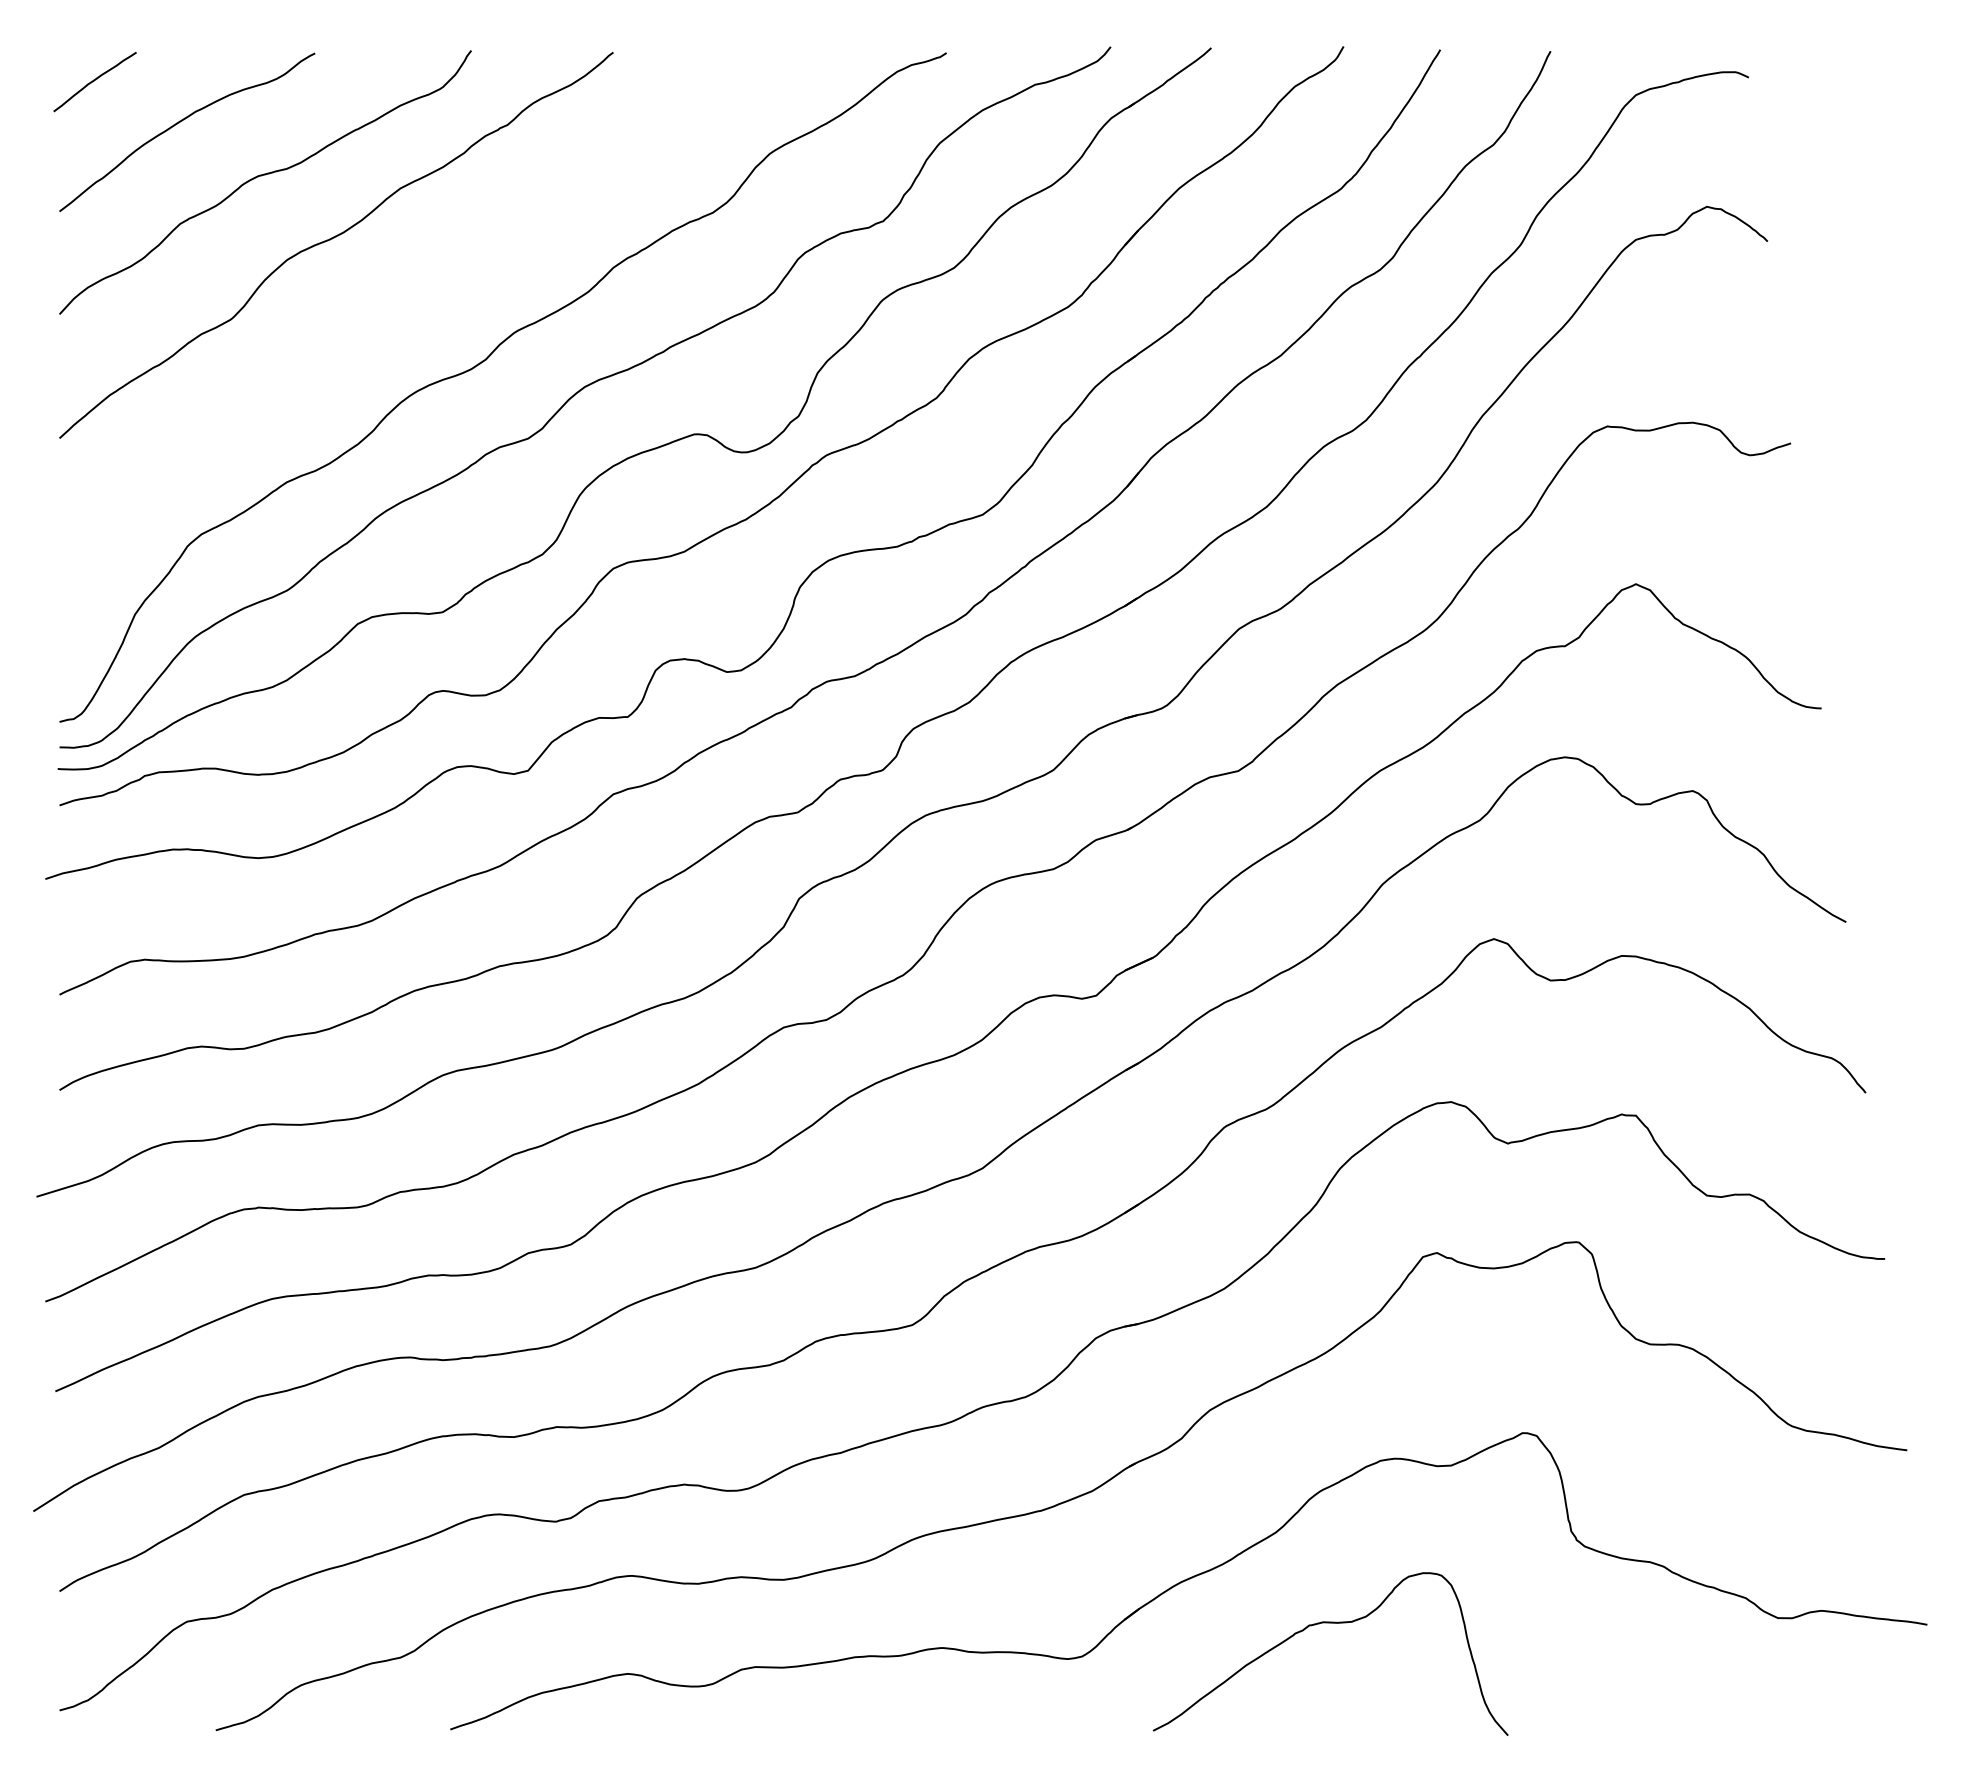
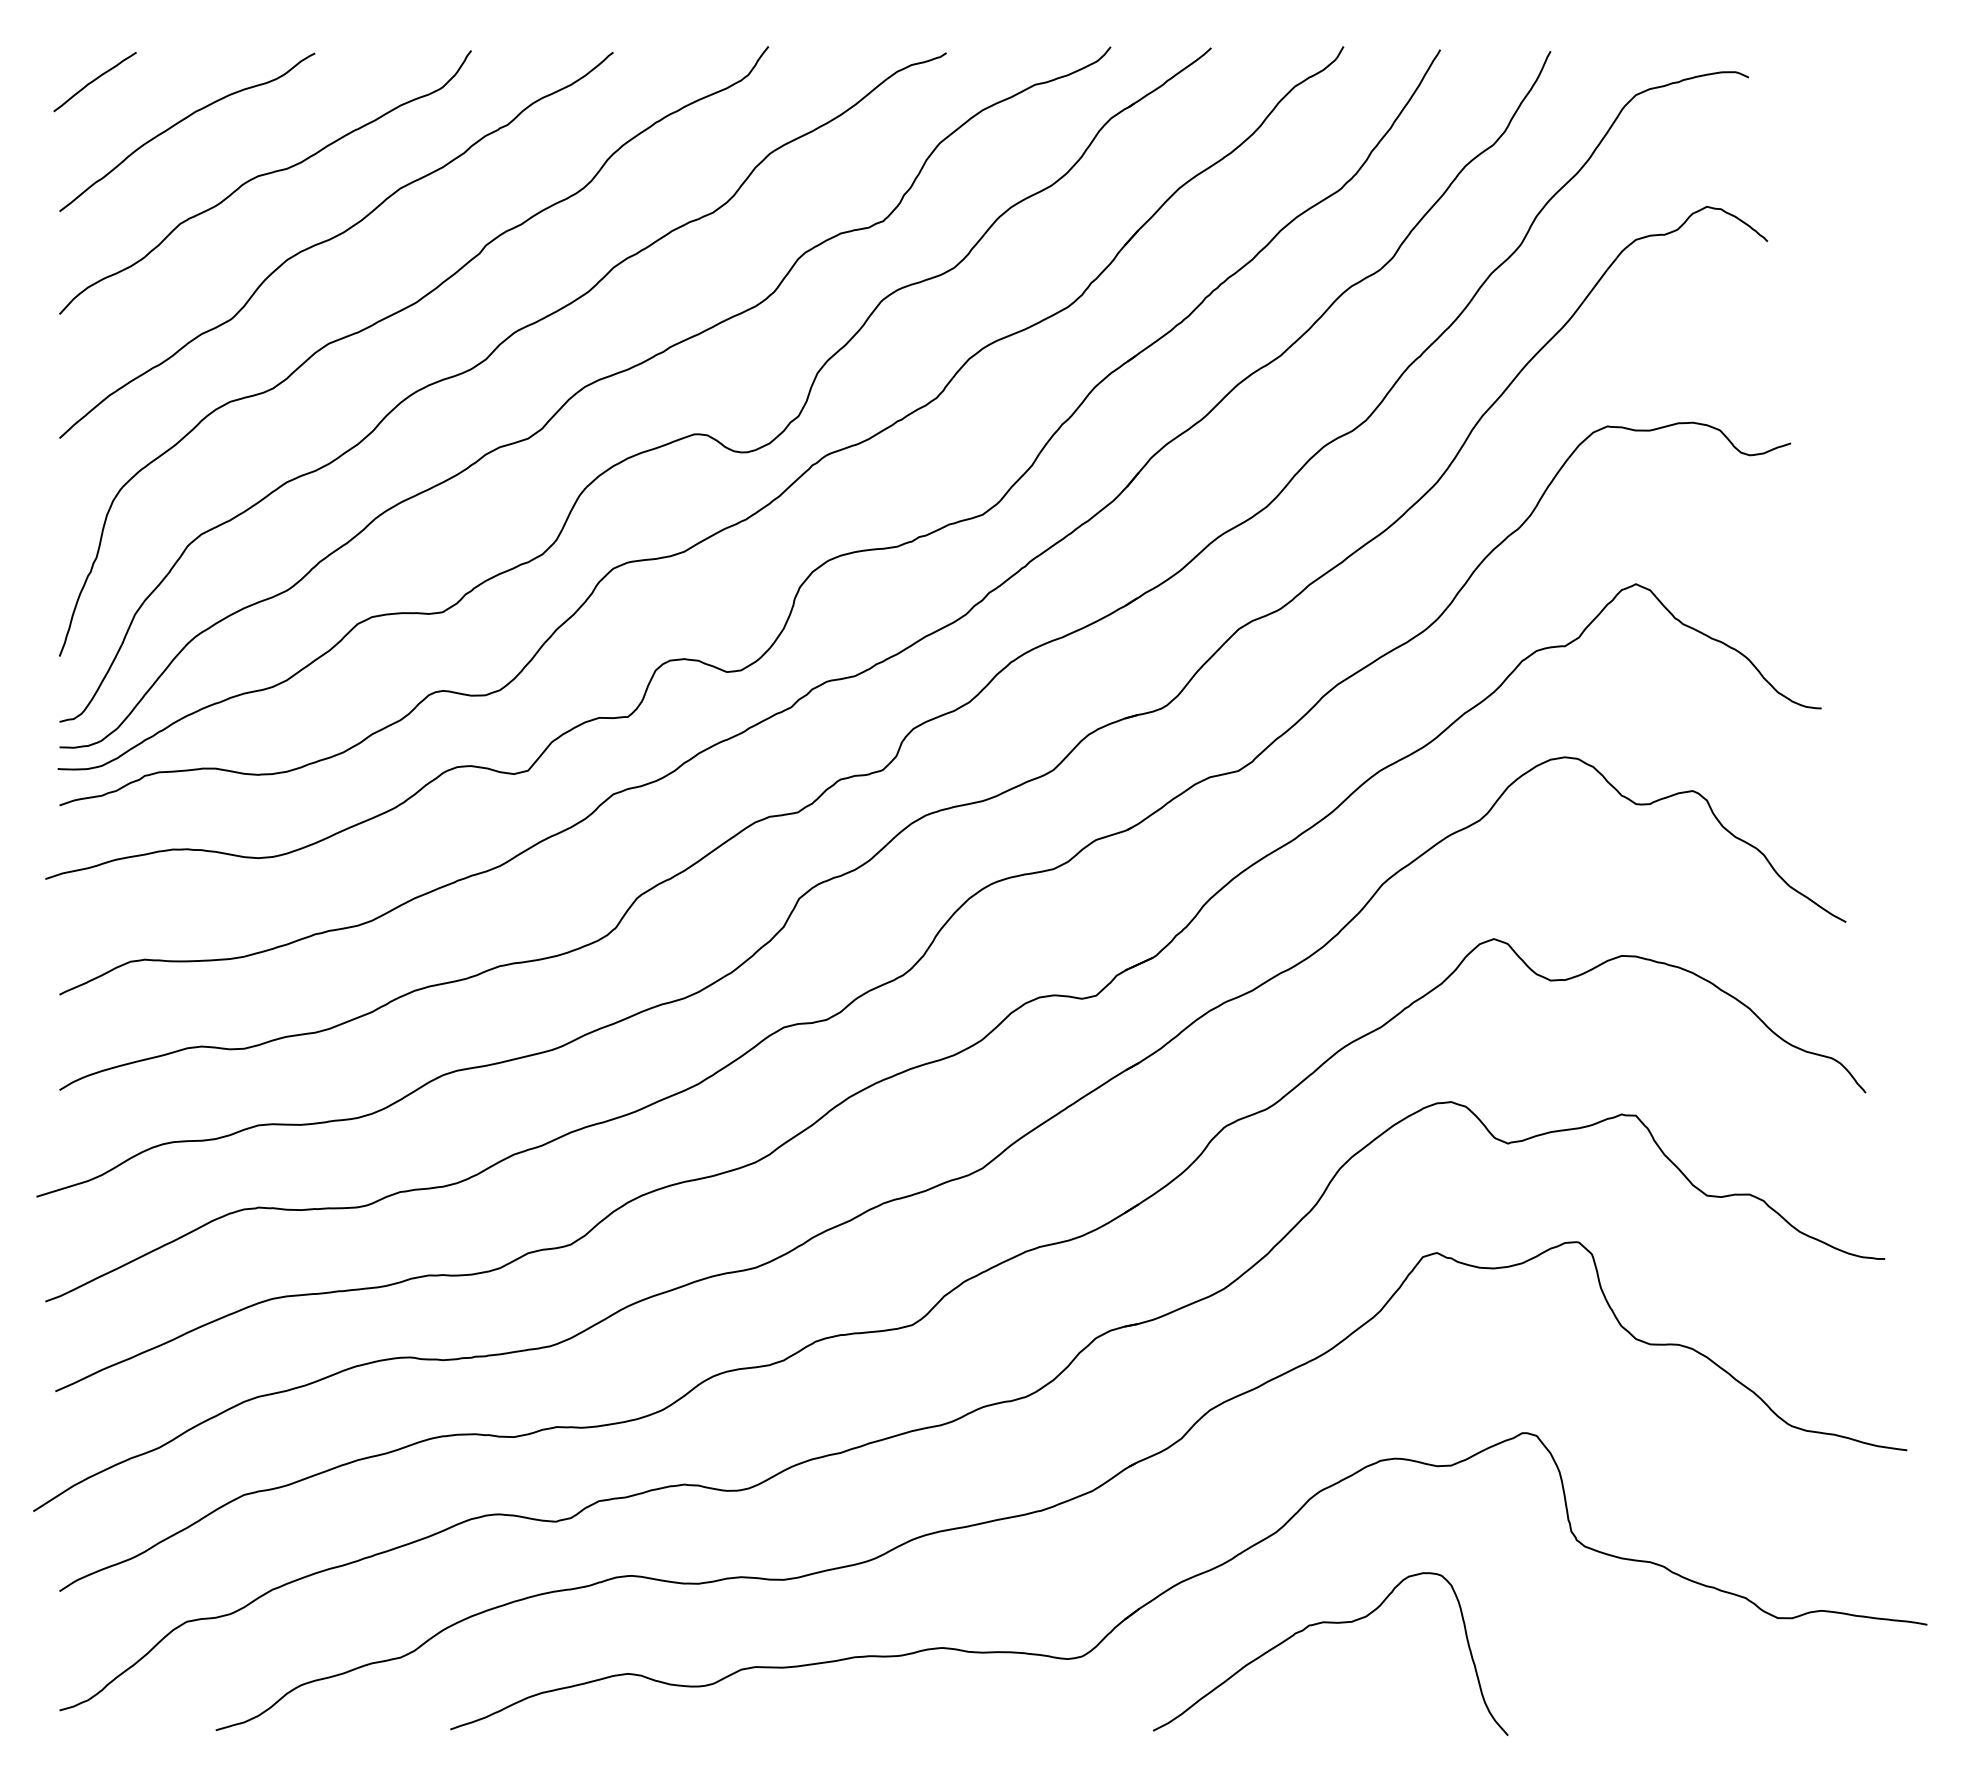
curve: none -> present (395, 314)
